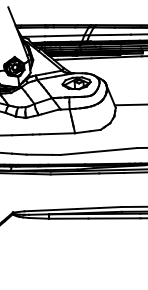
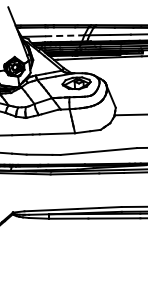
line: solid -> dashed (64, 35)
line position: (129, 104) -> (129, 114) (129, 114)
